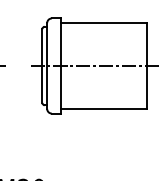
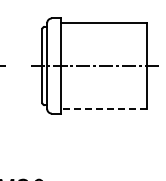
line: solid -> dashed (104, 109)
